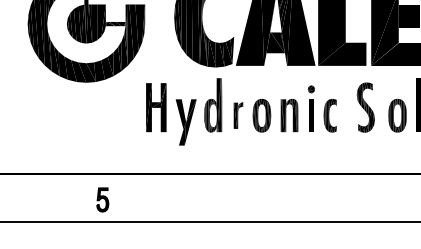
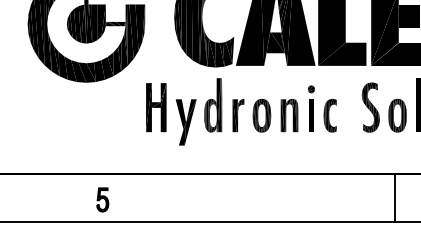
part position: (365, 107) -> (370, 107) (370, 107)
part size: 11x27 px -> 13x34 px (238, 115)
line: none -> present (395, 197)
